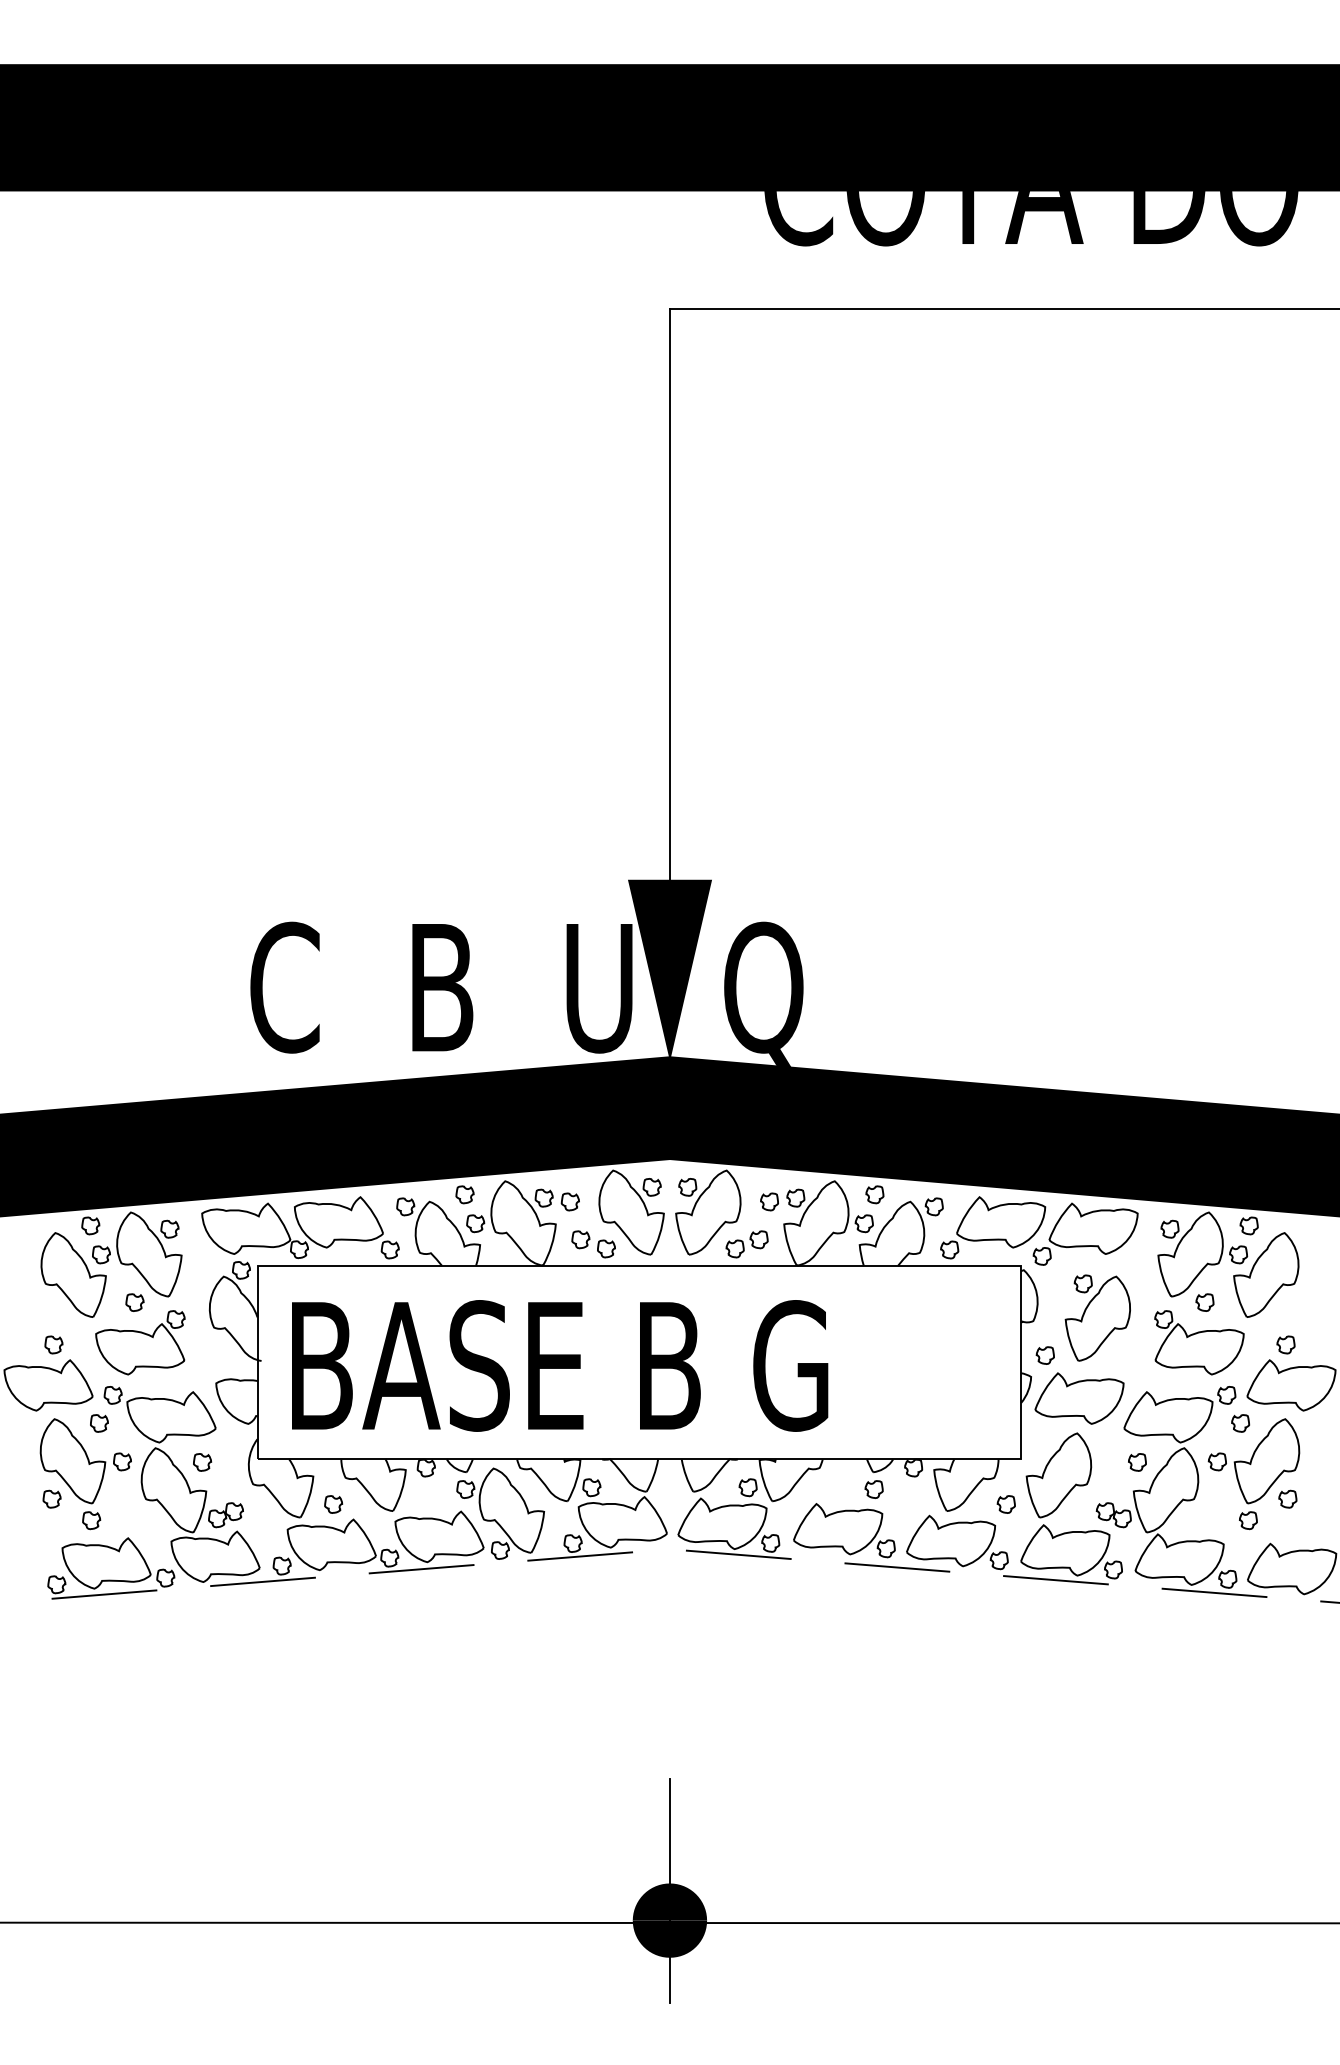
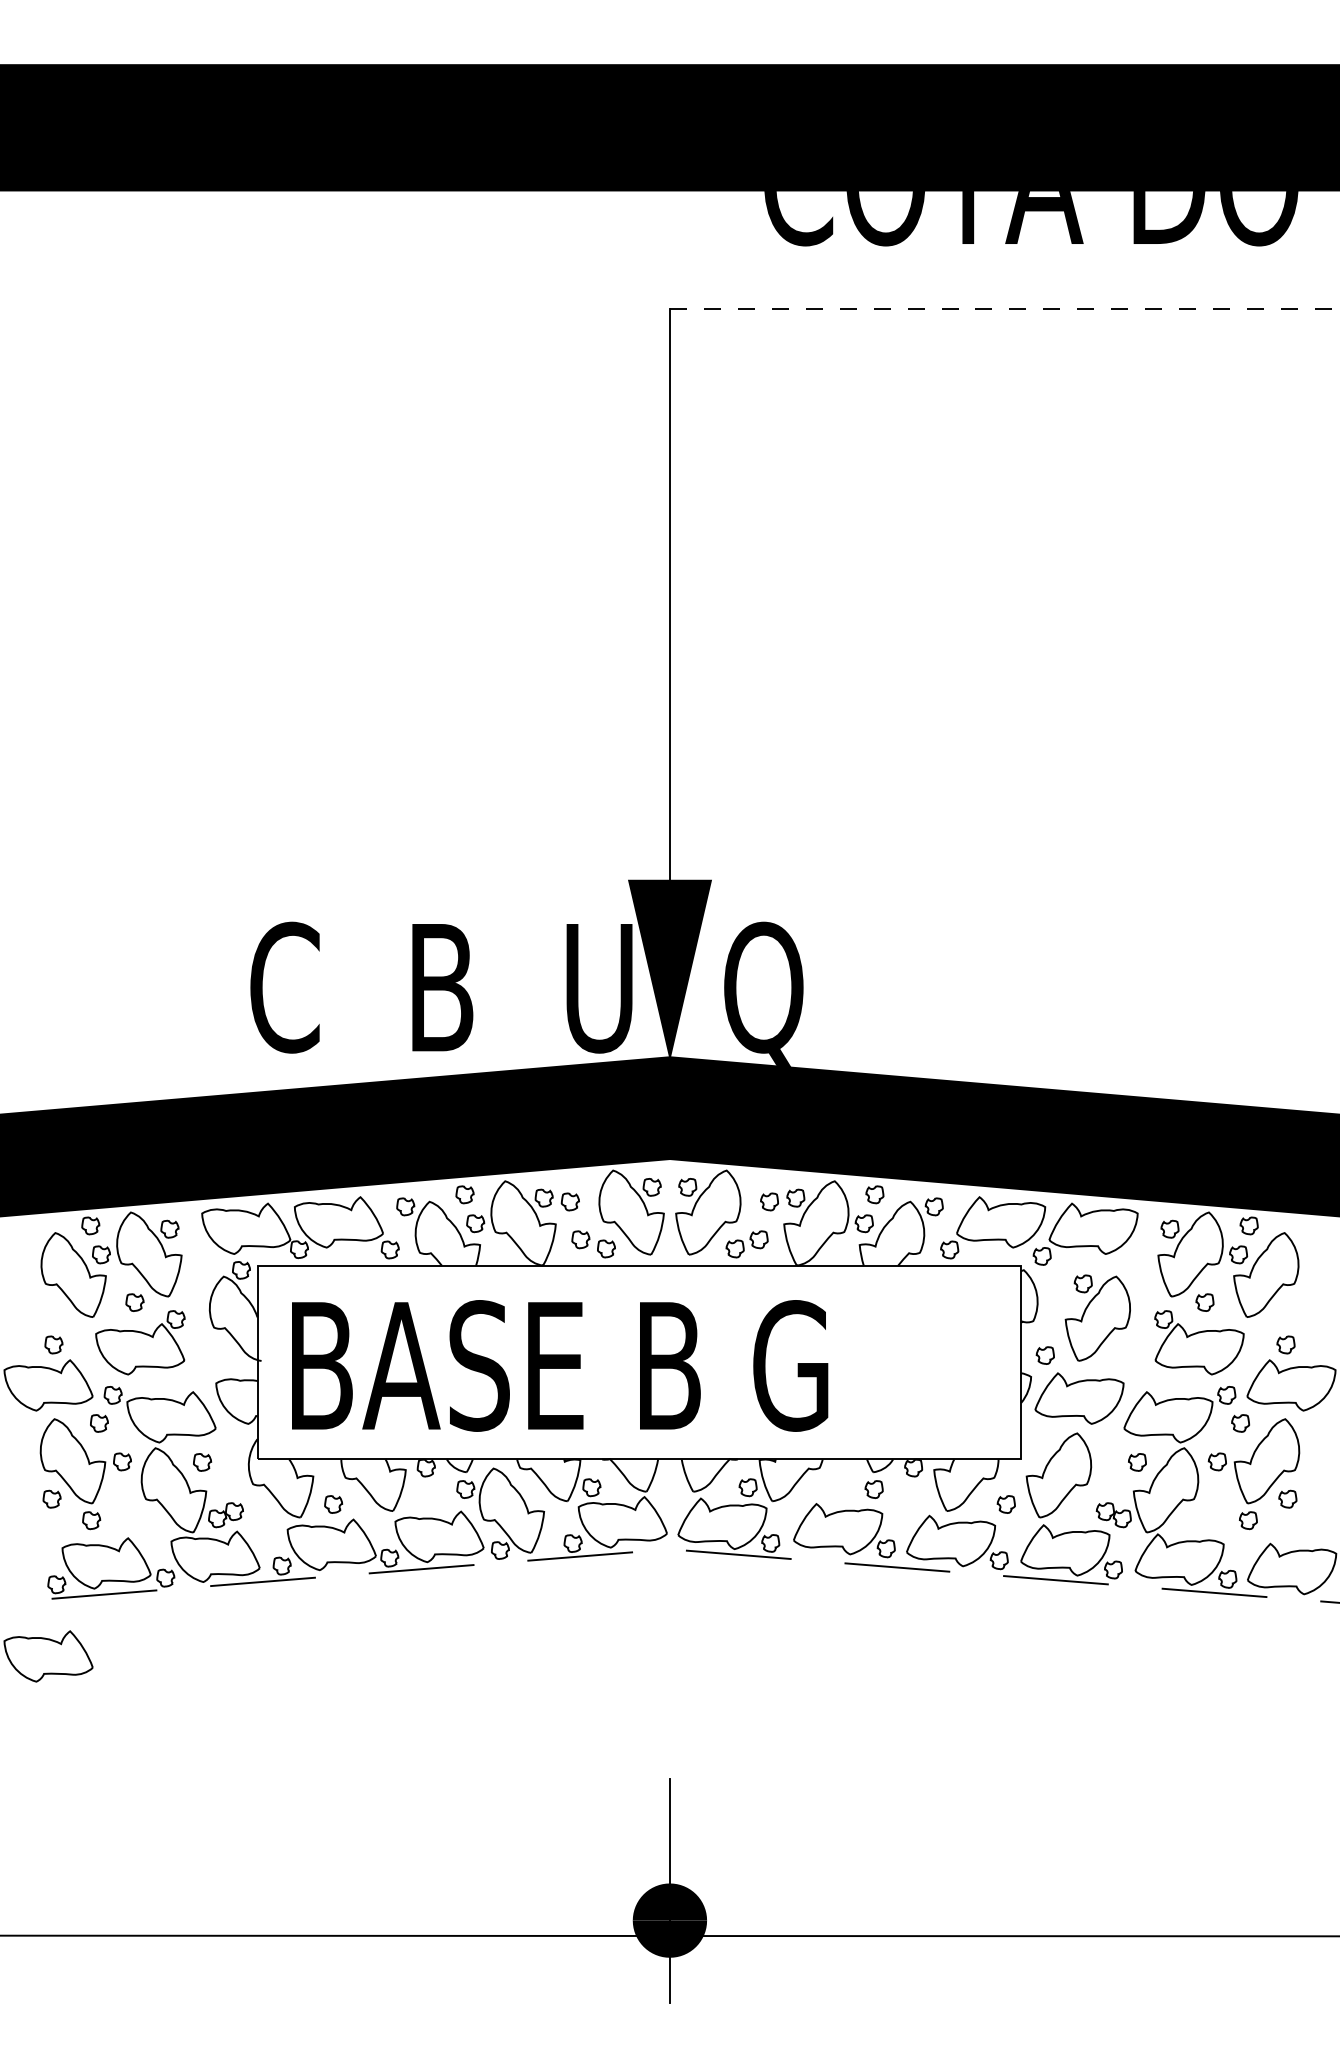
line: solid -> dashed (1004, 309)
part: none -> present (48, 1656)
line position: (669, 1922) -> (669, 1935) (669, 1935)
